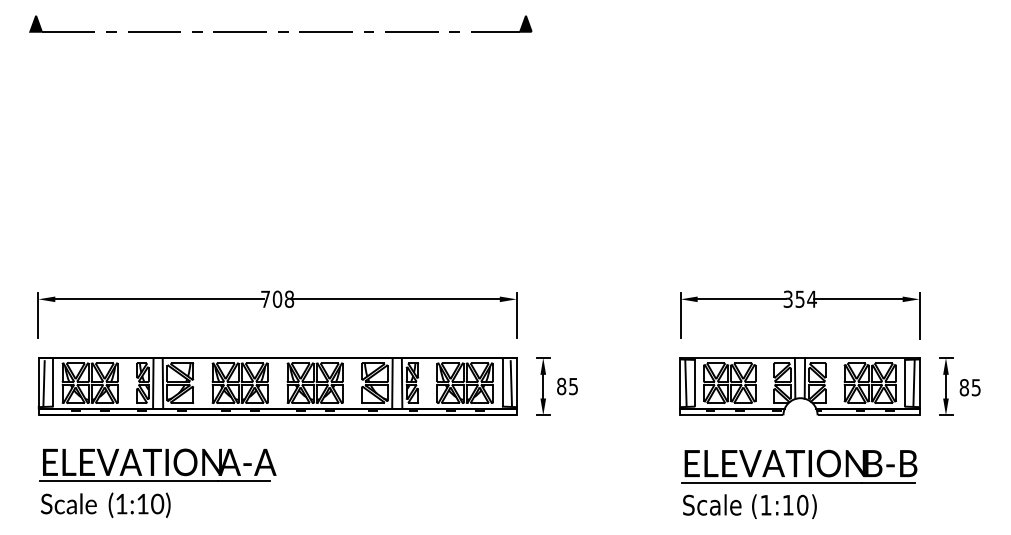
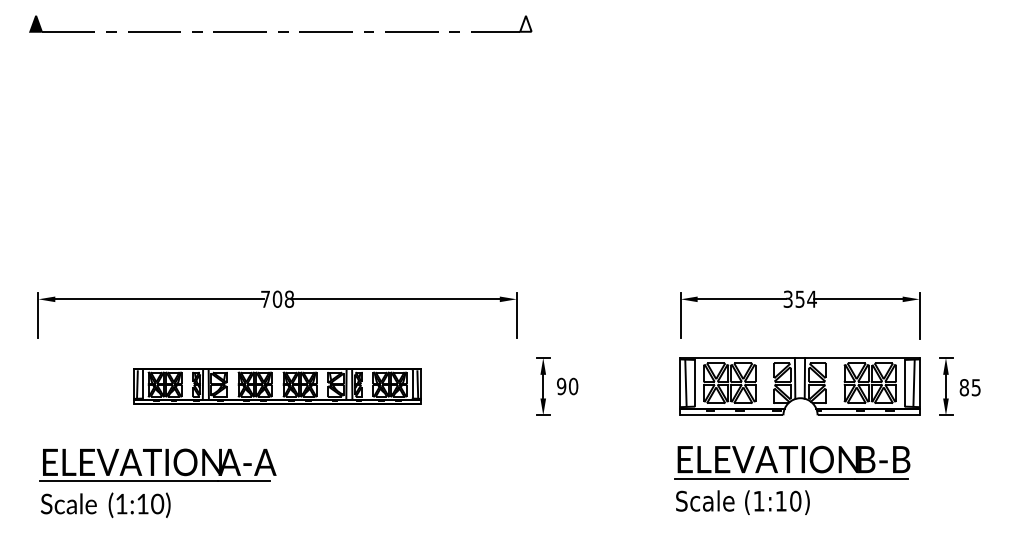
fill: present -> none (525, 23)
part size: 481x59 px -> 289x37 px (277, 386)
text: 85 -> 90 (567, 386)
part position: (799, 483) -> (792, 479) (792, 479)
